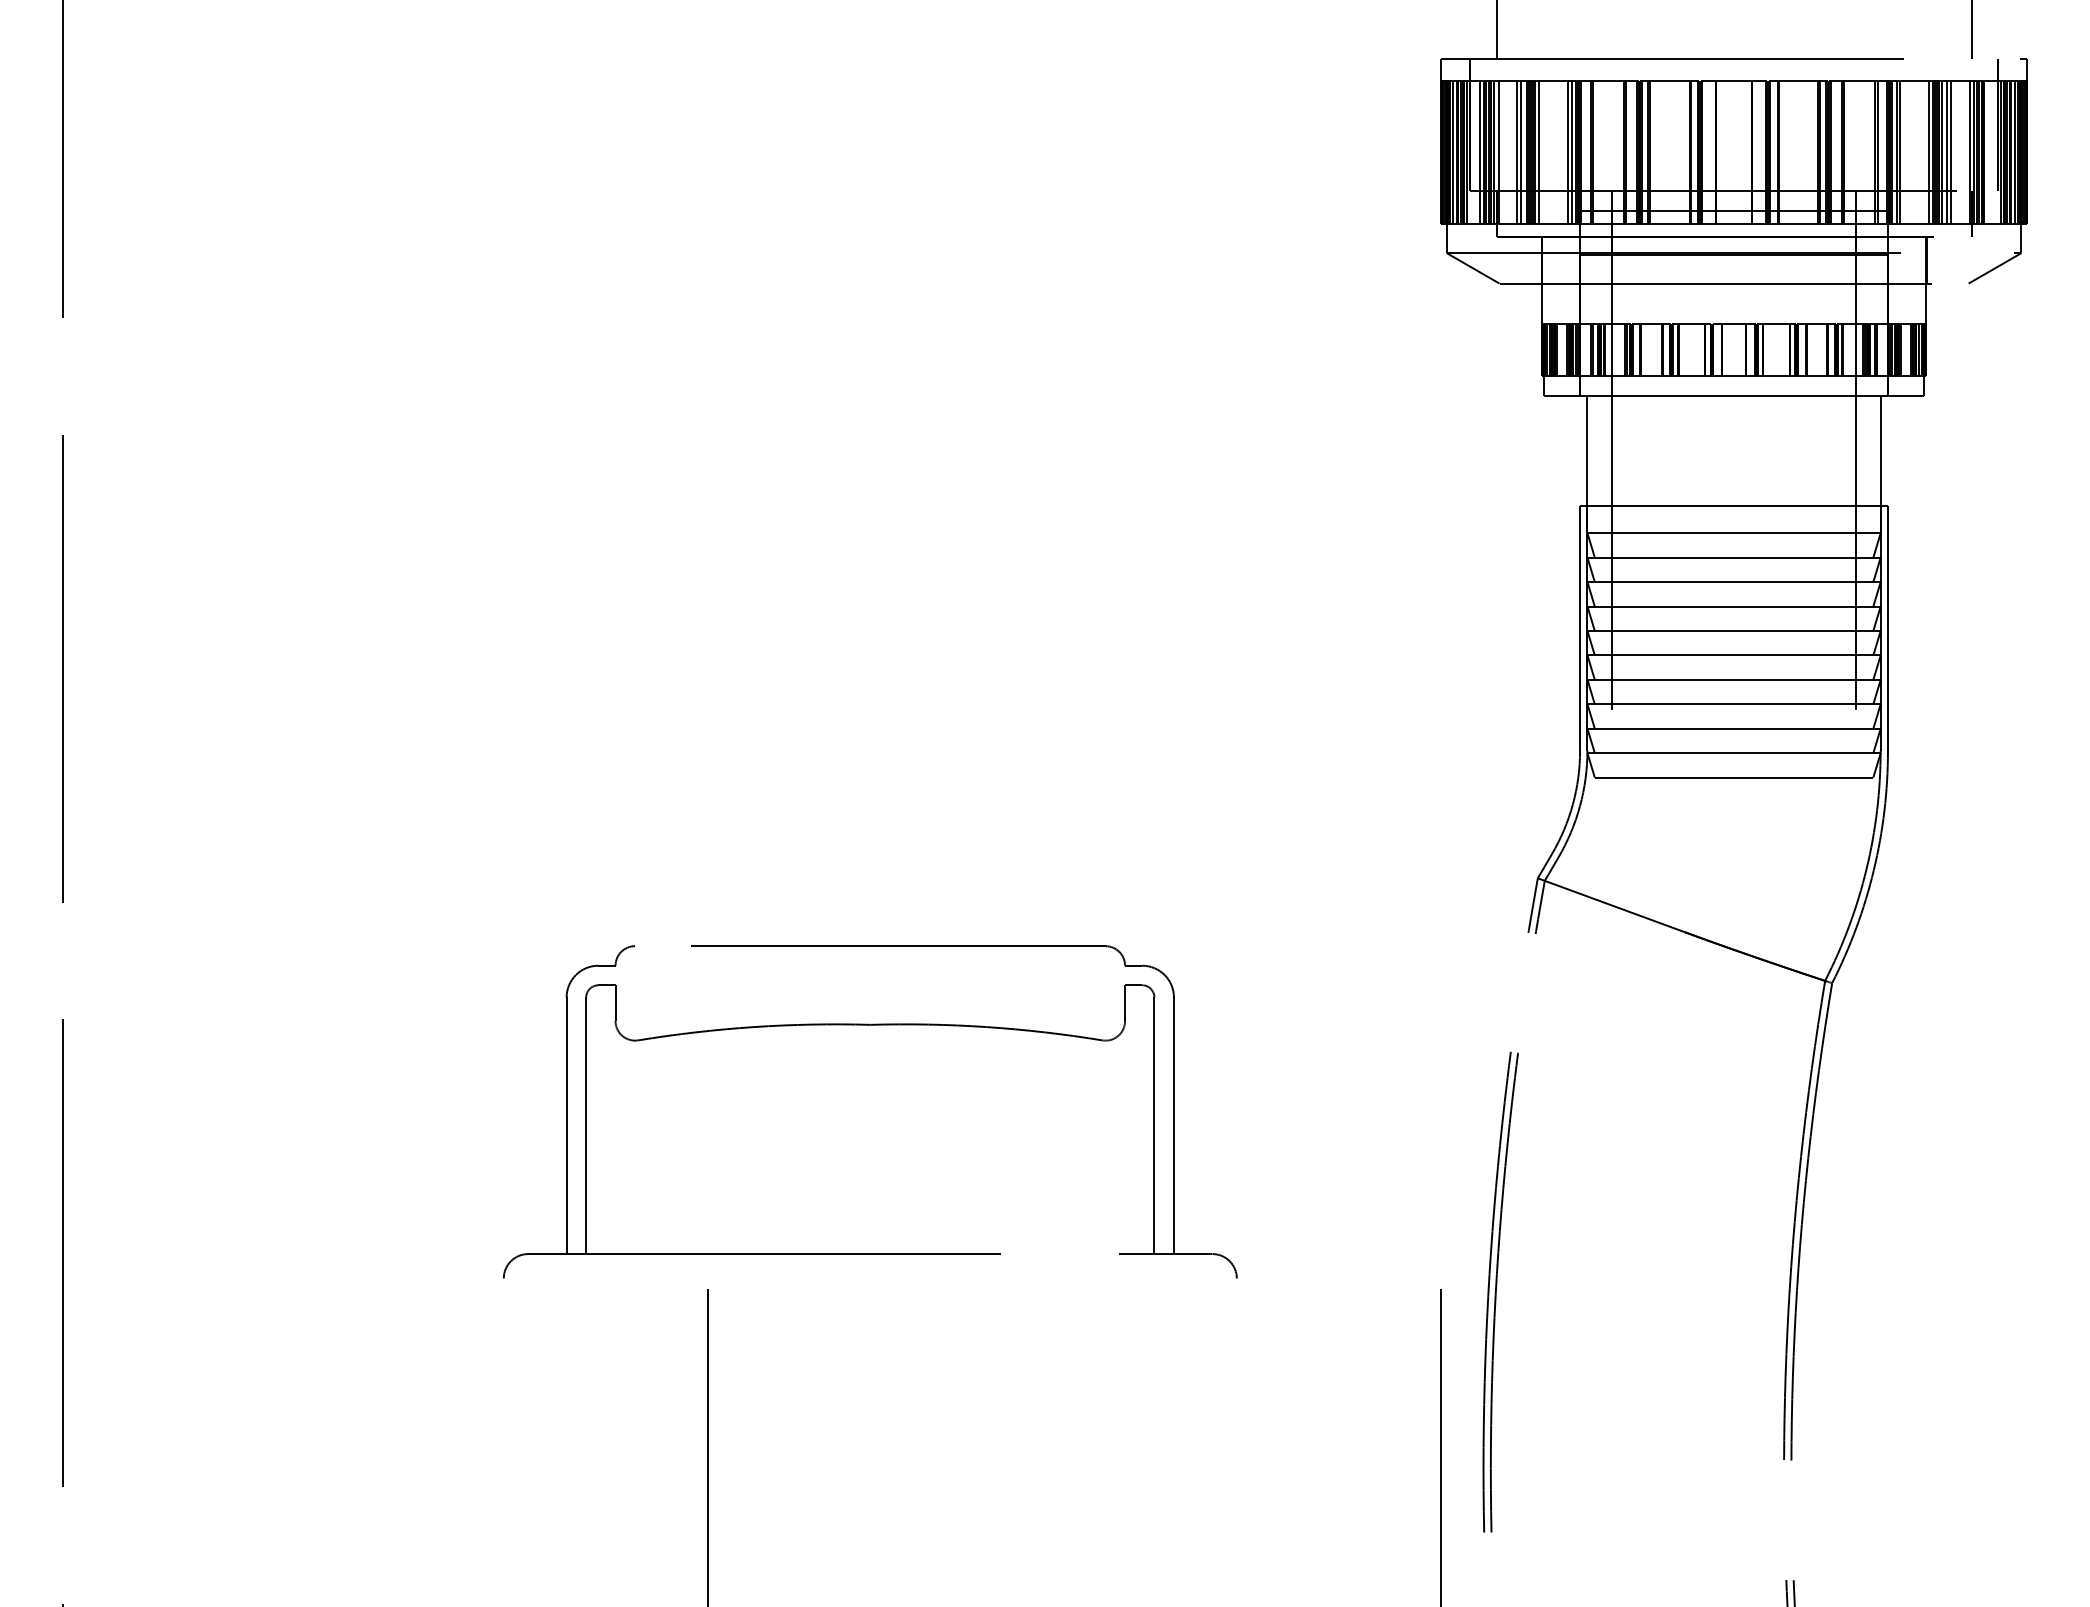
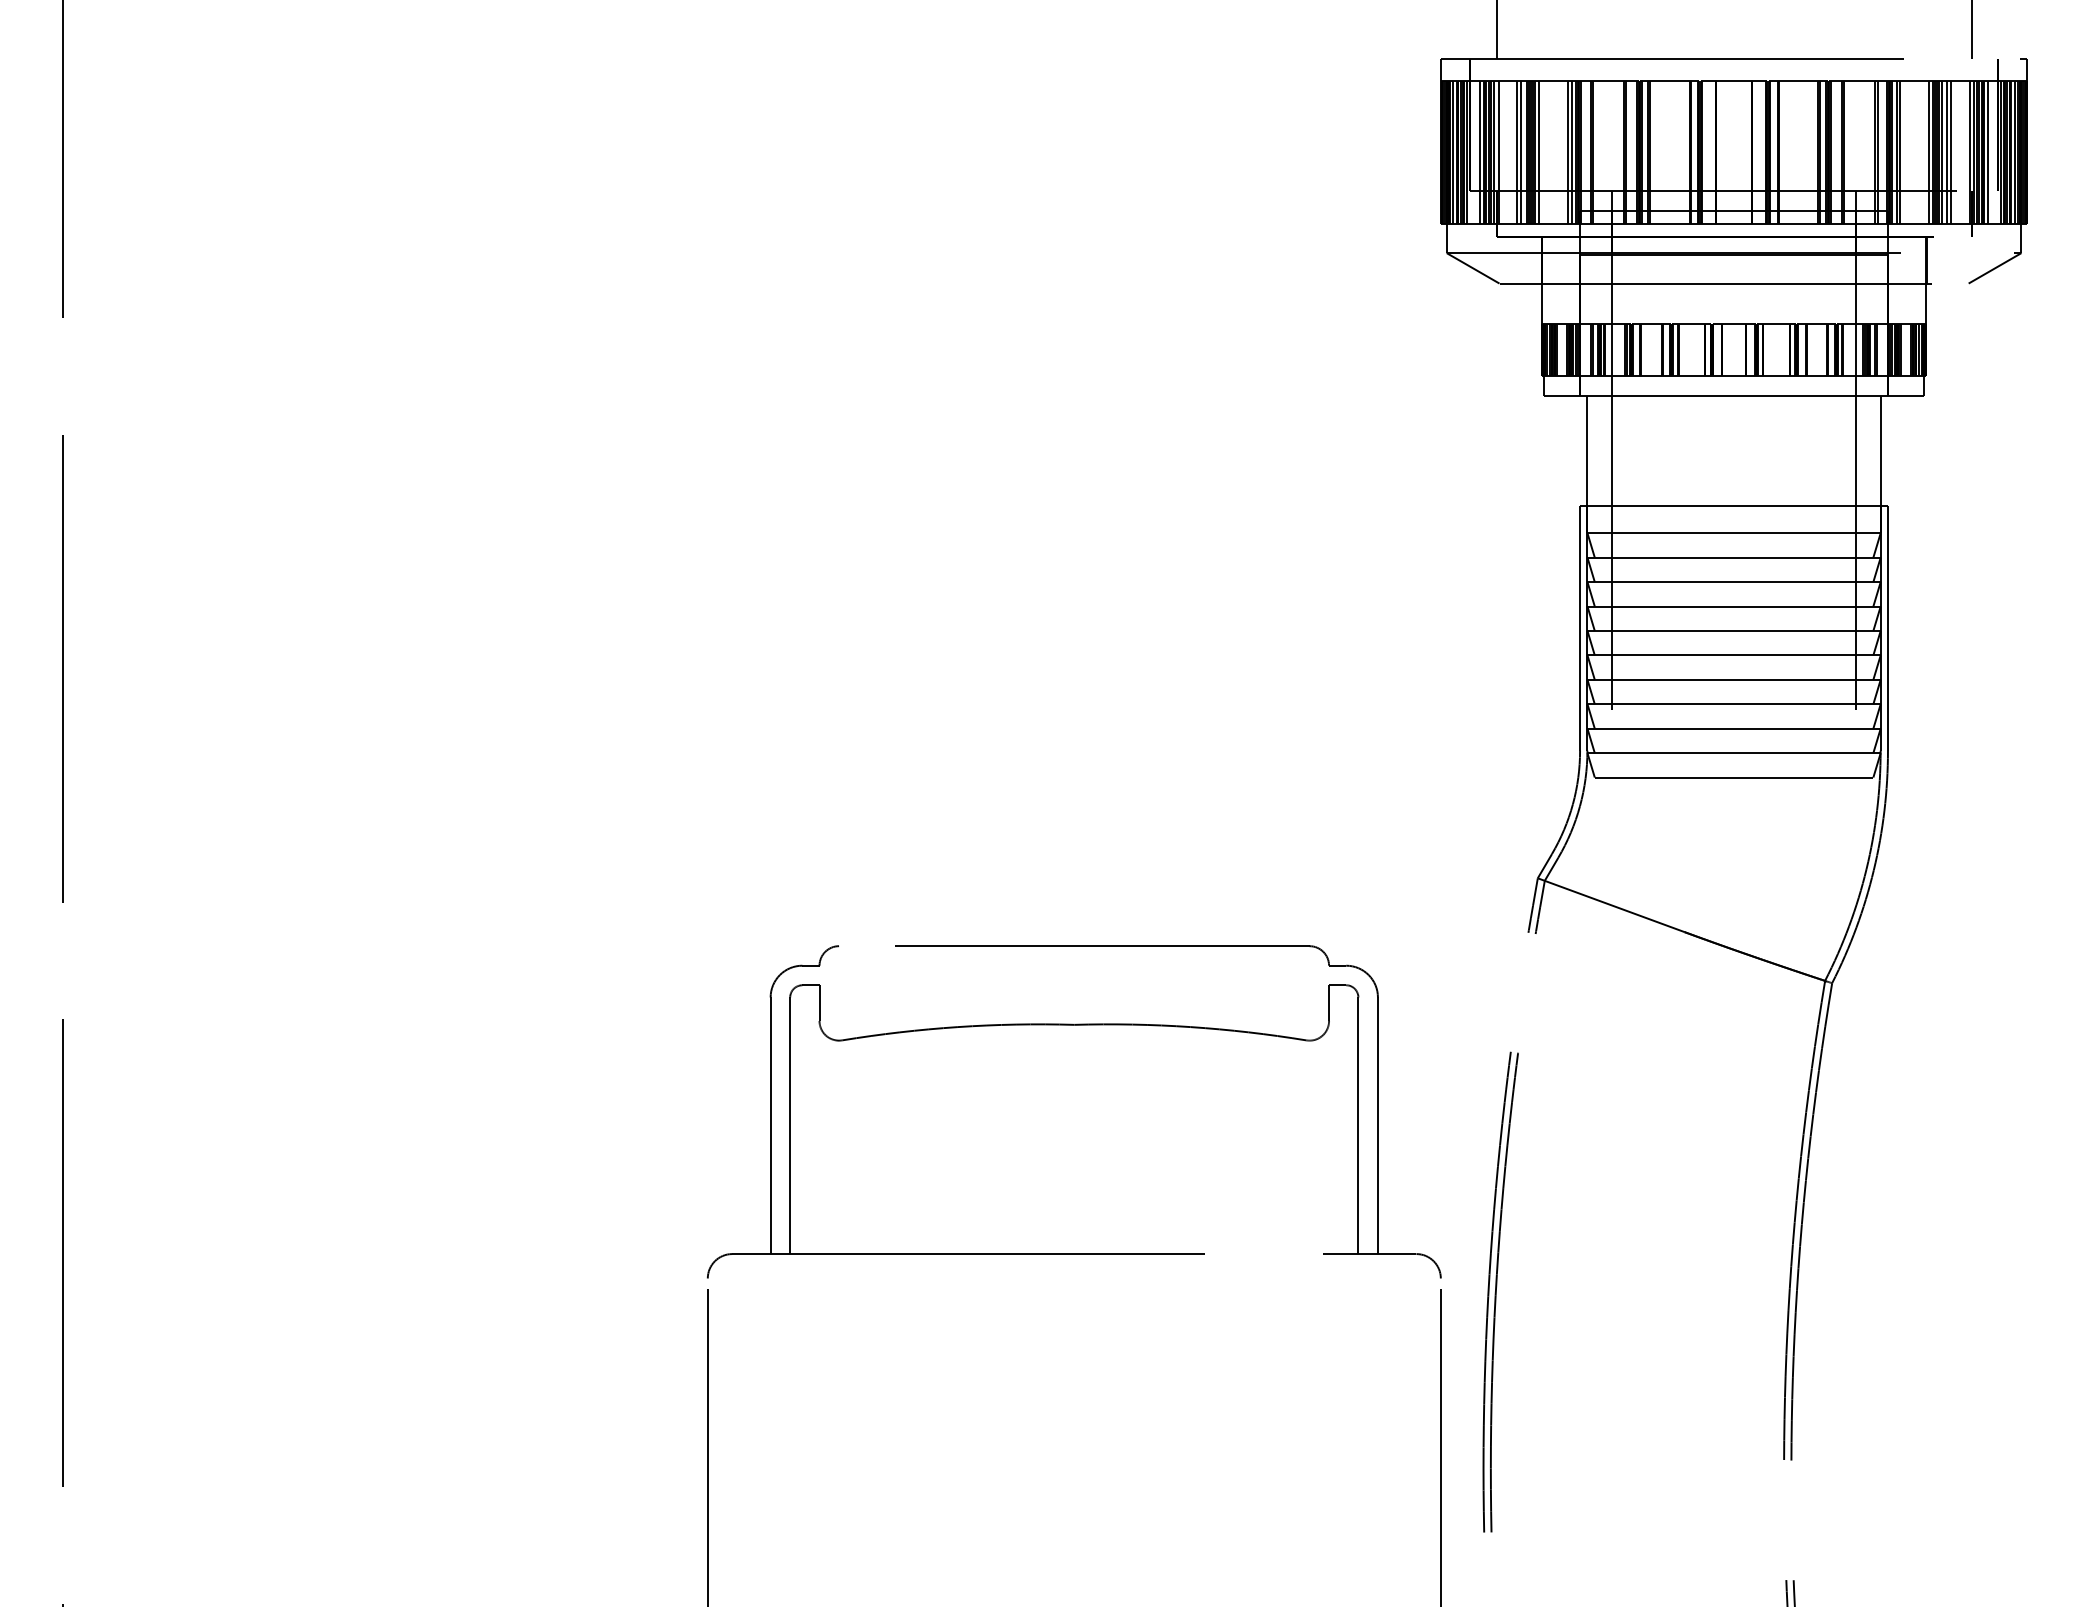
line: none -> present (1988, 152)
part position: (870, 1025) -> (1074, 1025) (1074, 1025)
